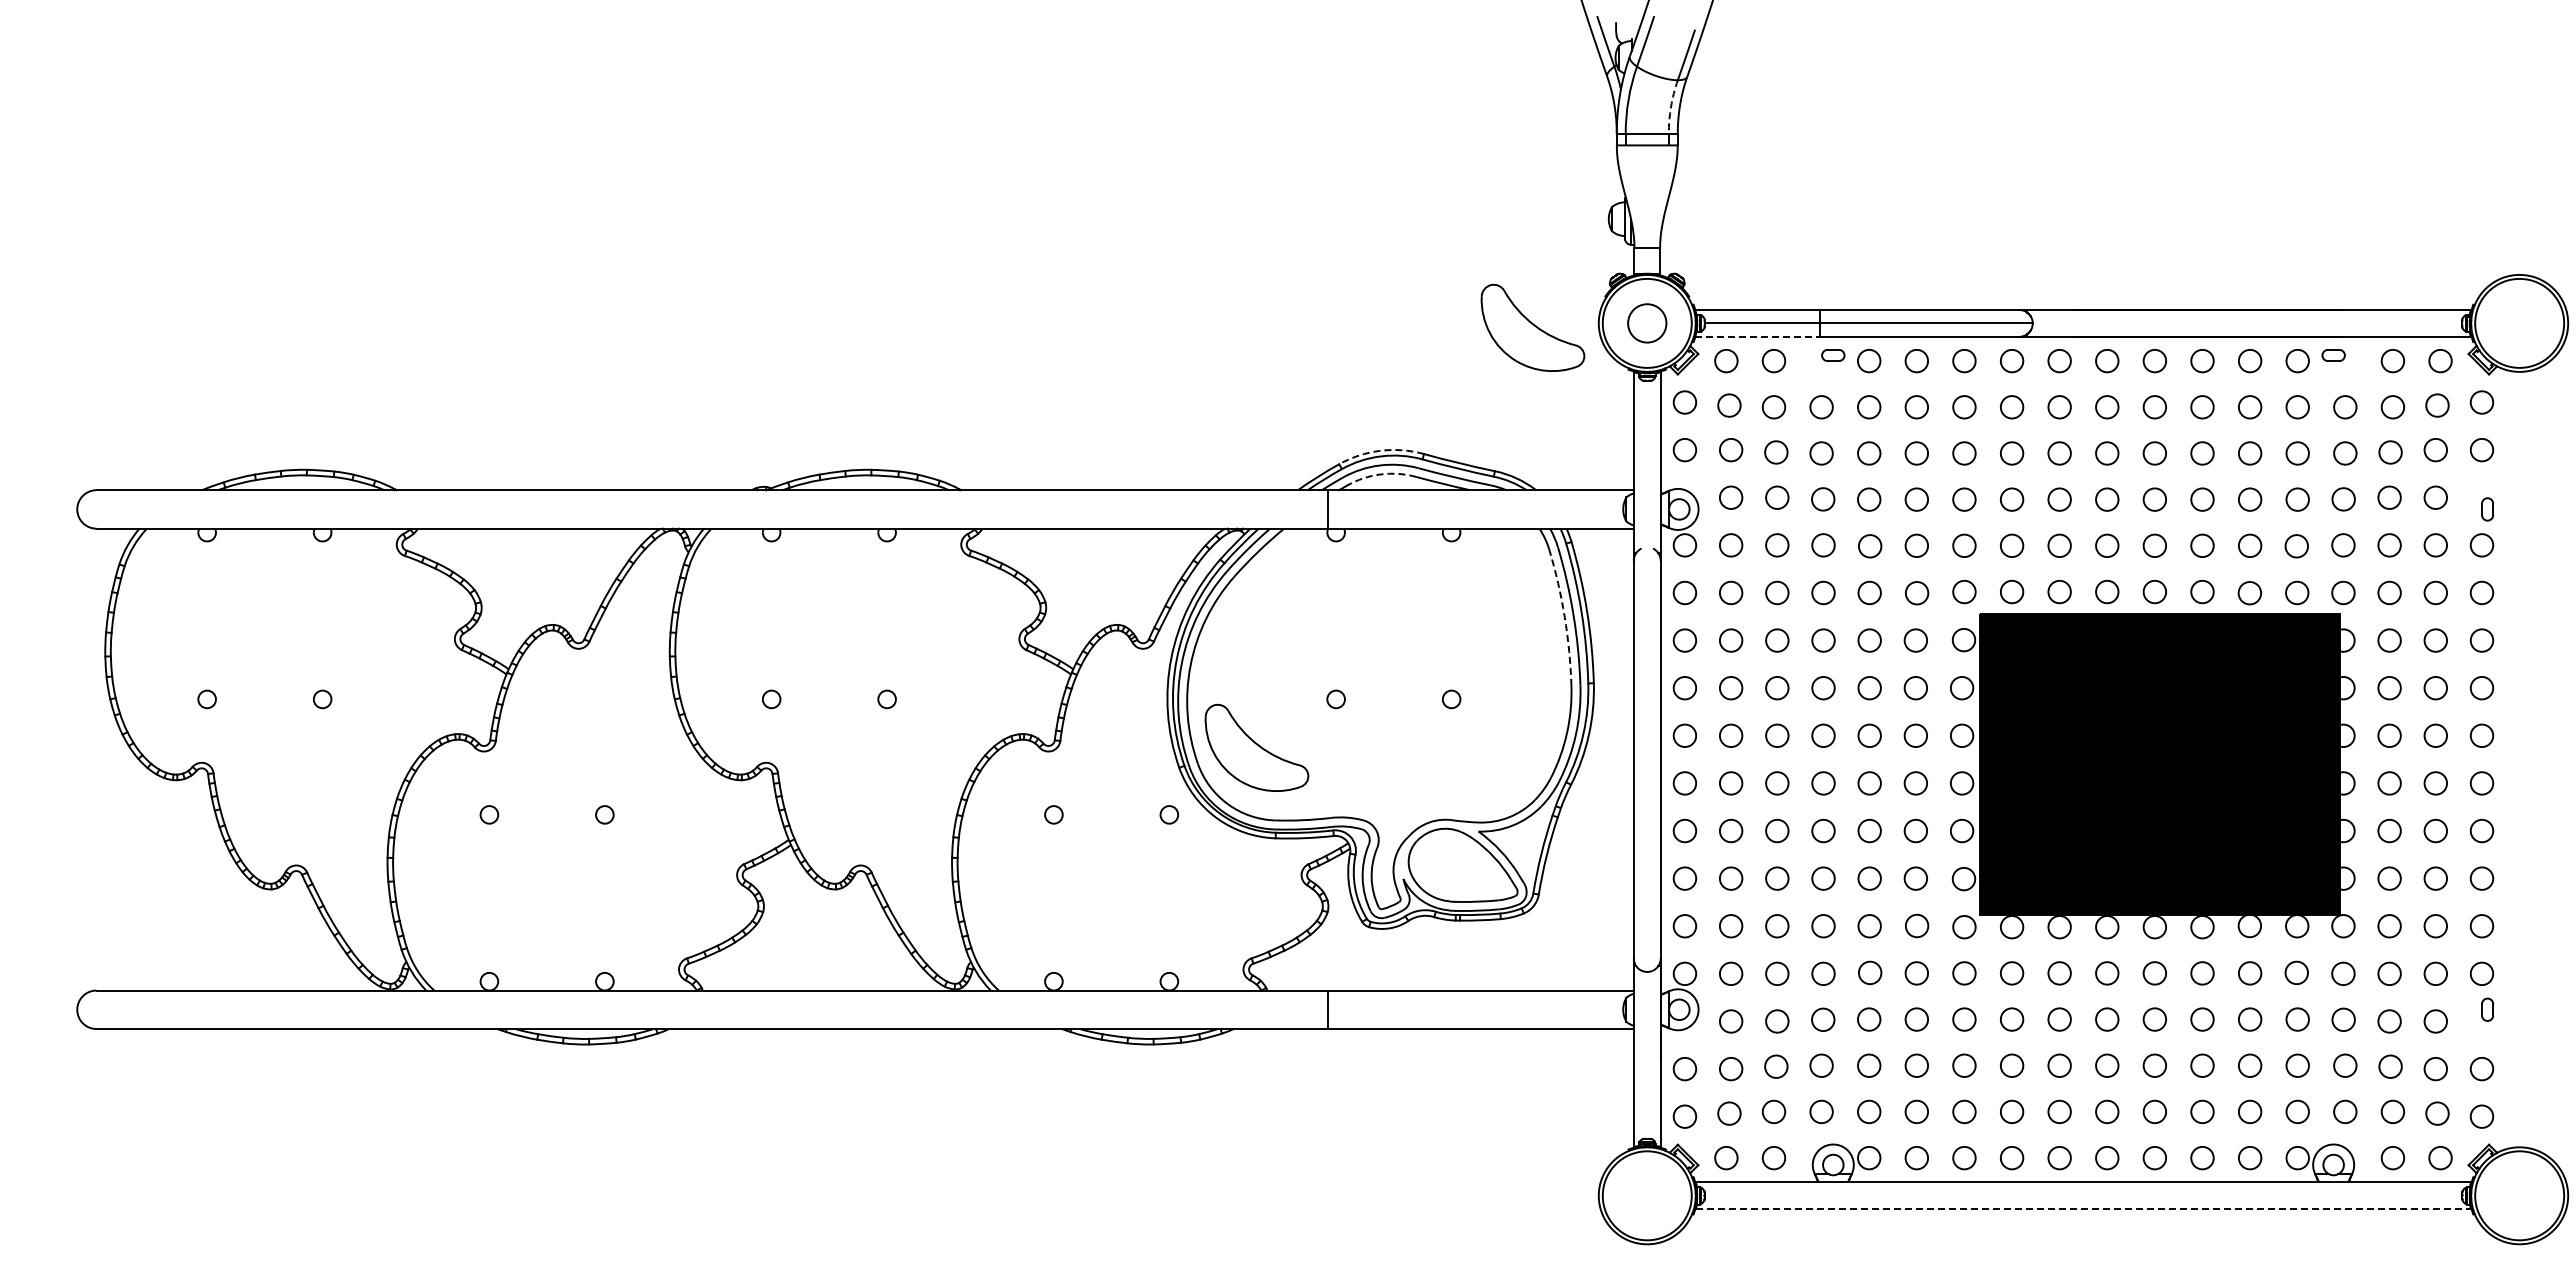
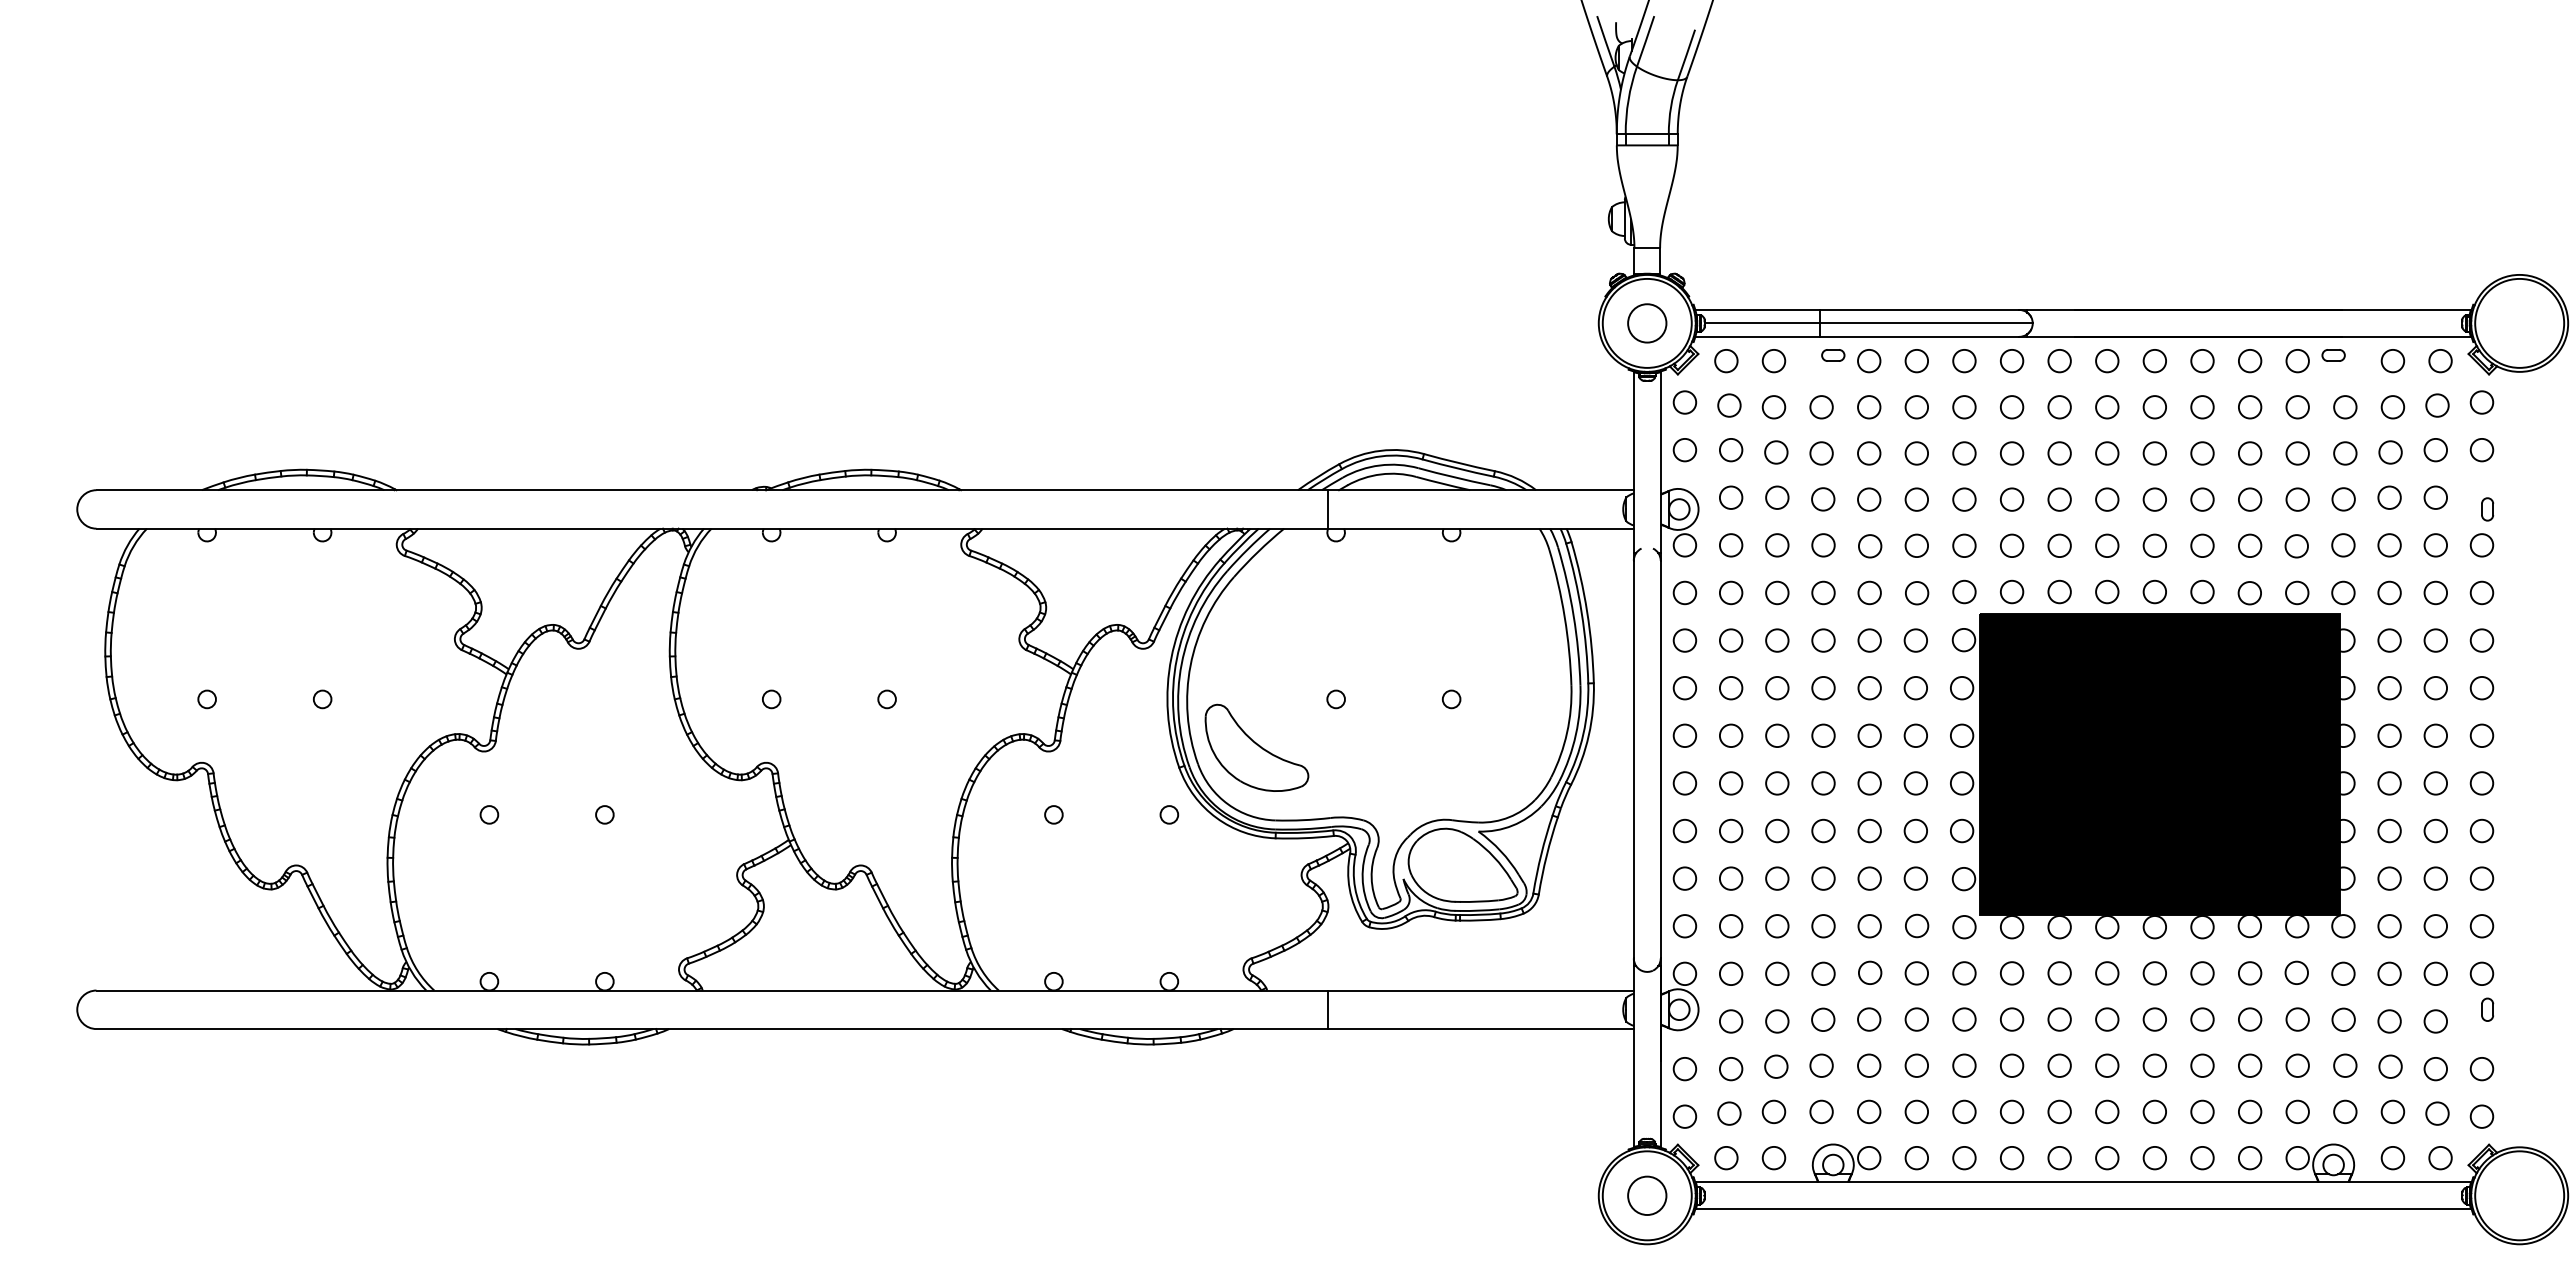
arc: dashed -> solid (1671, 106)
part: present -> none (1532, 327)
line: dashed -> solid (1757, 336)
arc: dashed -> solid (1380, 450)
arc: dashed -> solid (1380, 474)
arc: dashed -> solid (1564, 617)
circle: none -> present (1647, 1195)
line: dashed -> solid (2083, 1209)
